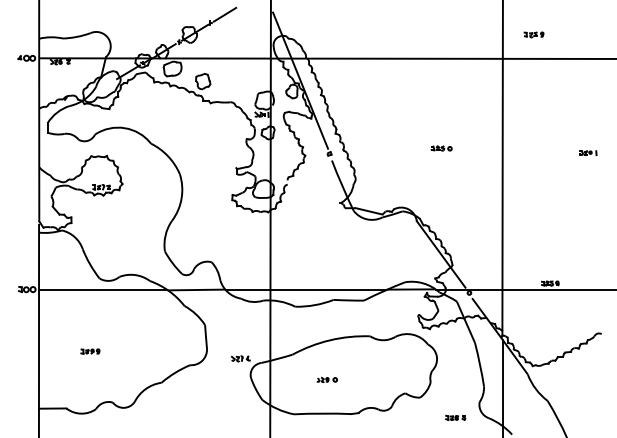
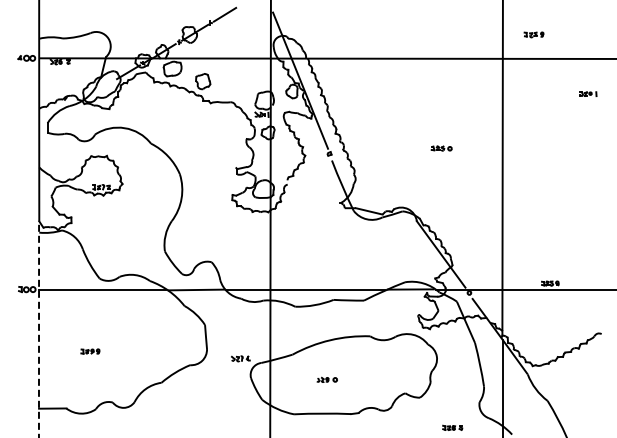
part position: (588, 152) -> (588, 93) (588, 93)
line: solid -> dashed (39, 331)
part position: (455, 417) -> (452, 427) (452, 427)
